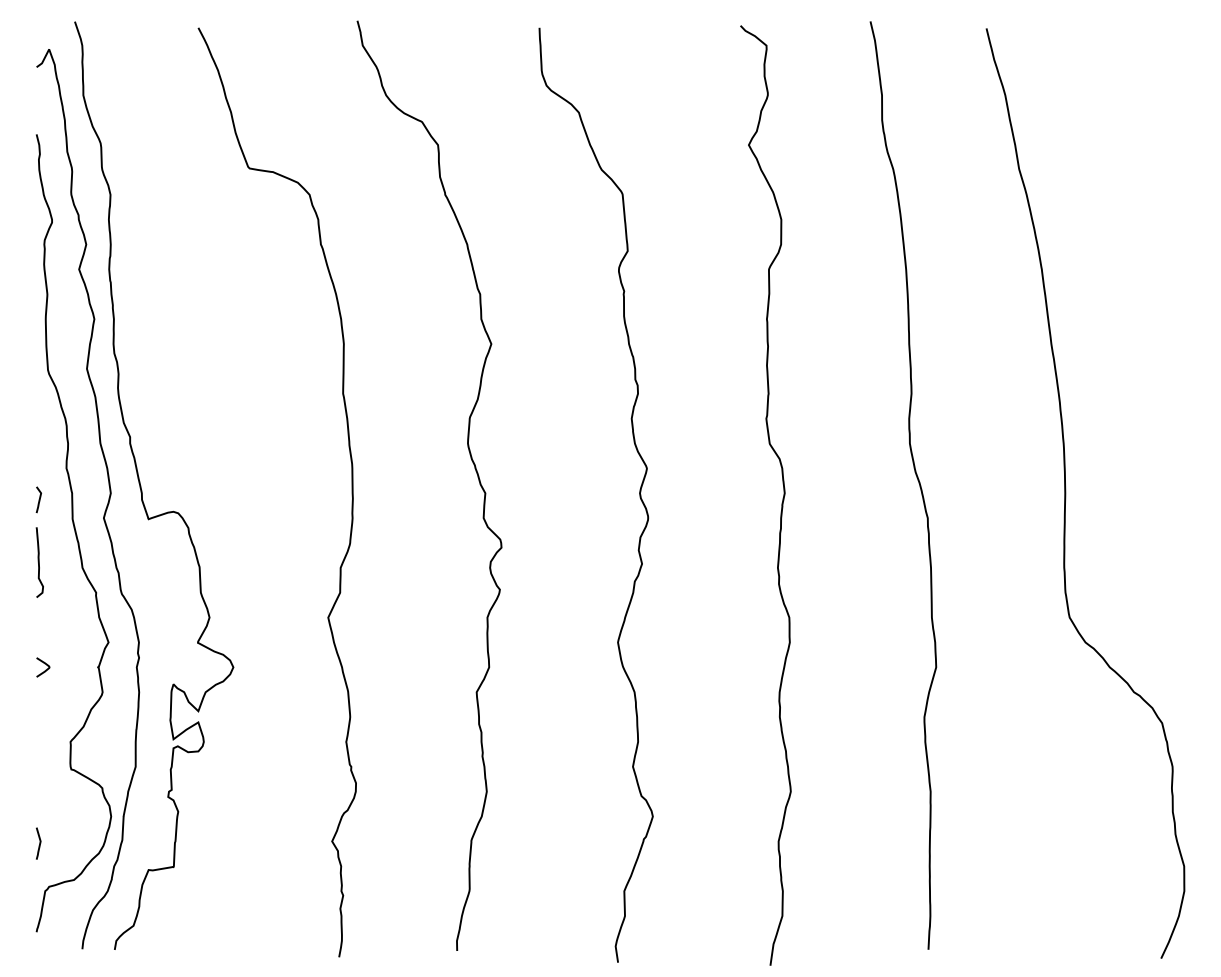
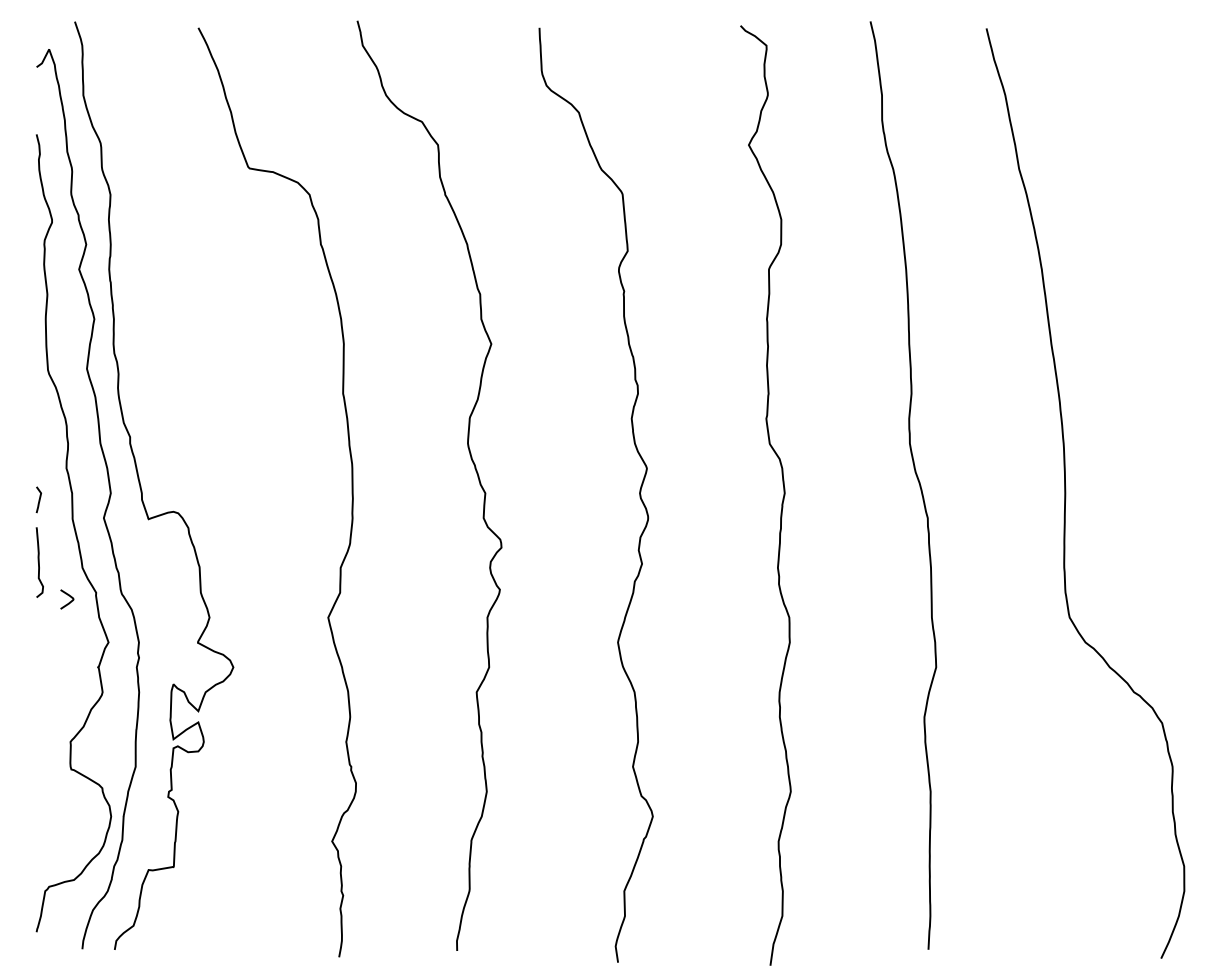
curve position: (45, 669) -> (69, 601) (69, 601)
curve: present -> none (39, 843)
